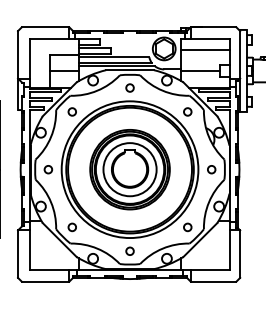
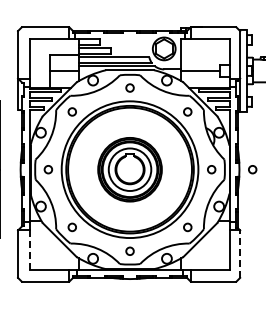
line: present -> none (205, 50)
part size: 82x82 px -> 66x66 px (129, 169)
circle: none -> present (252, 169)
line: solid -> dashed (29, 250)
line: solid -> dashed (240, 254)
